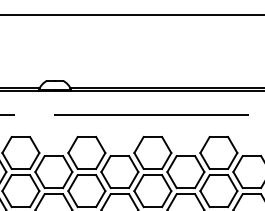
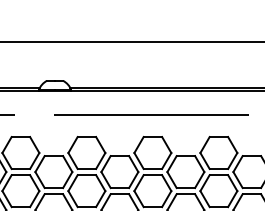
line position: (131, 14) -> (131, 41) (131, 41)
